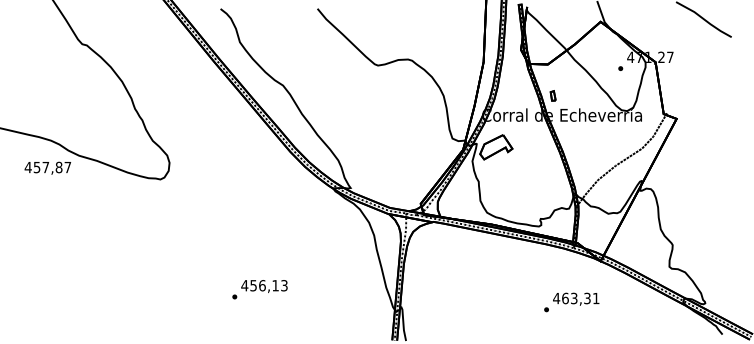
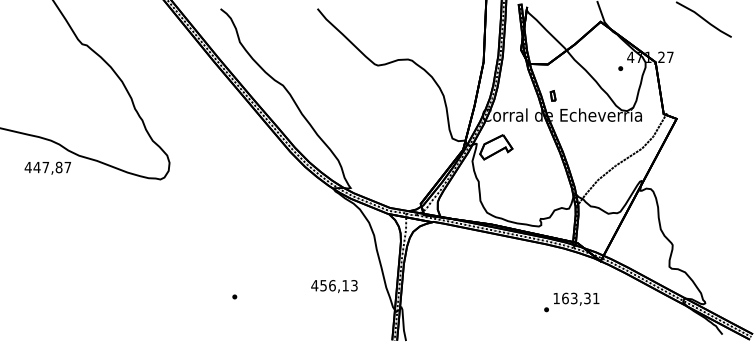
text: 457,87 -> 447,87 (36, 167)
text position: (264, 286) -> (334, 286) (334, 286)
text: 463,31 -> 163,31 (556, 298)
